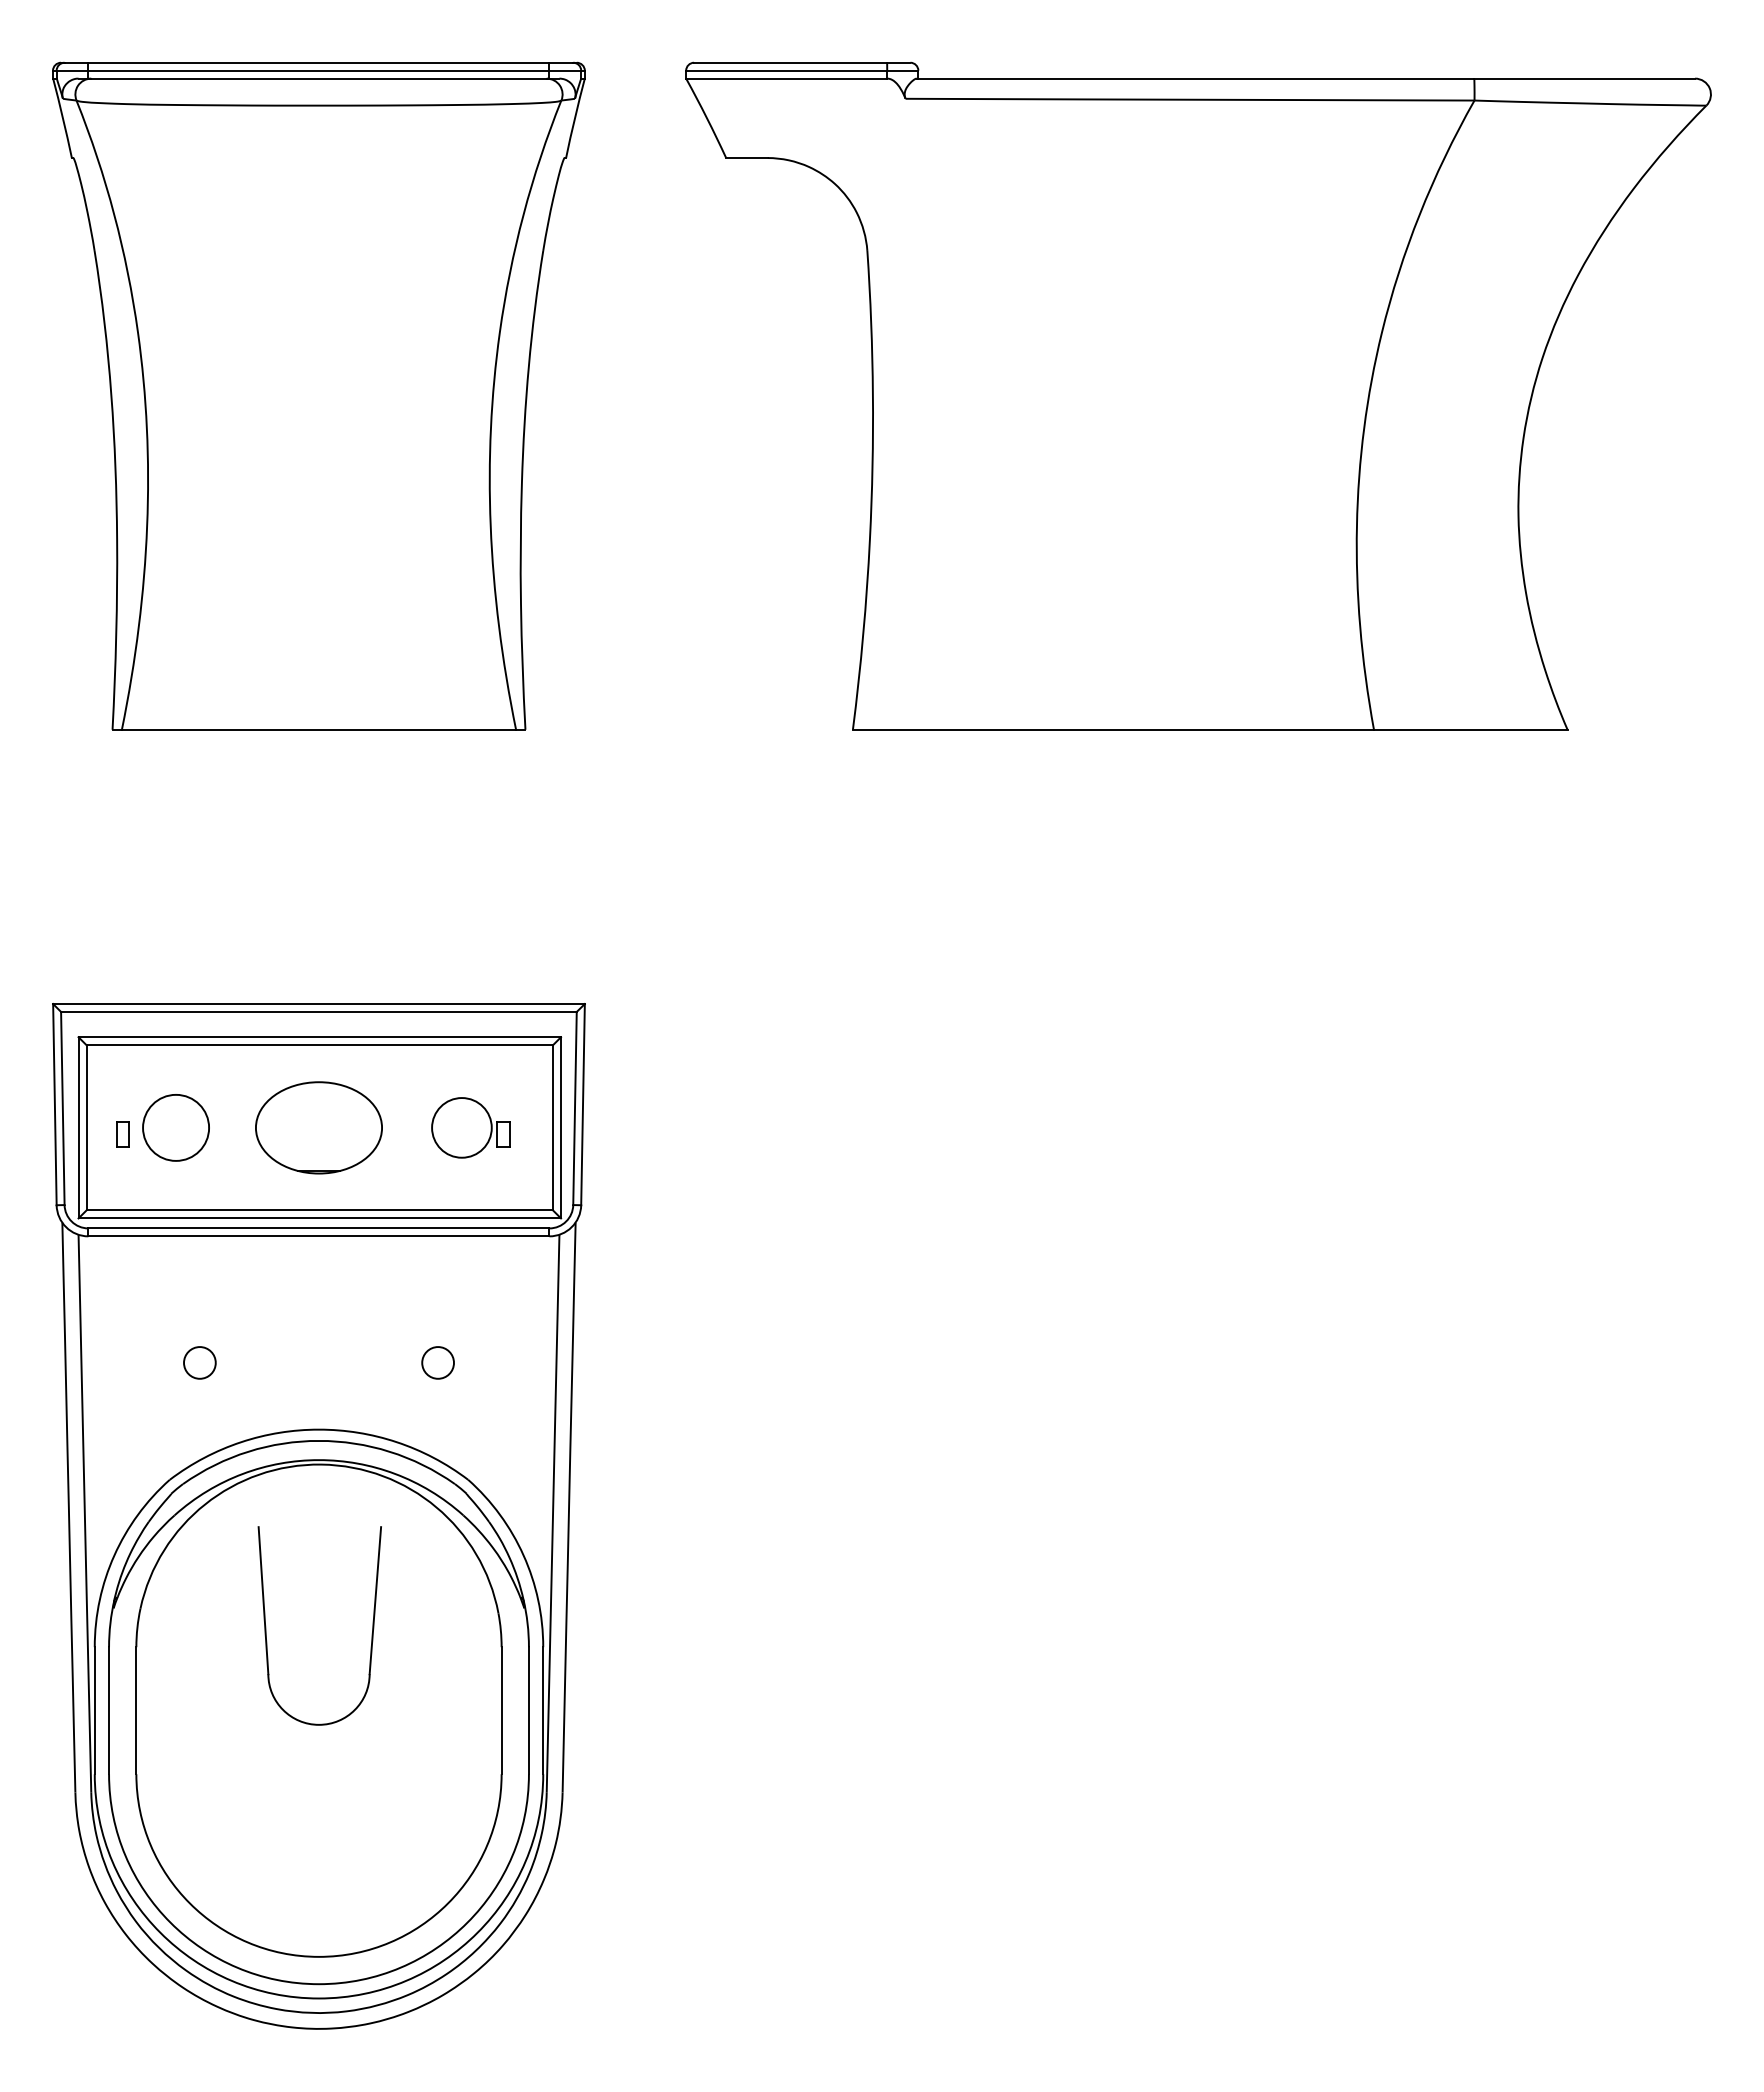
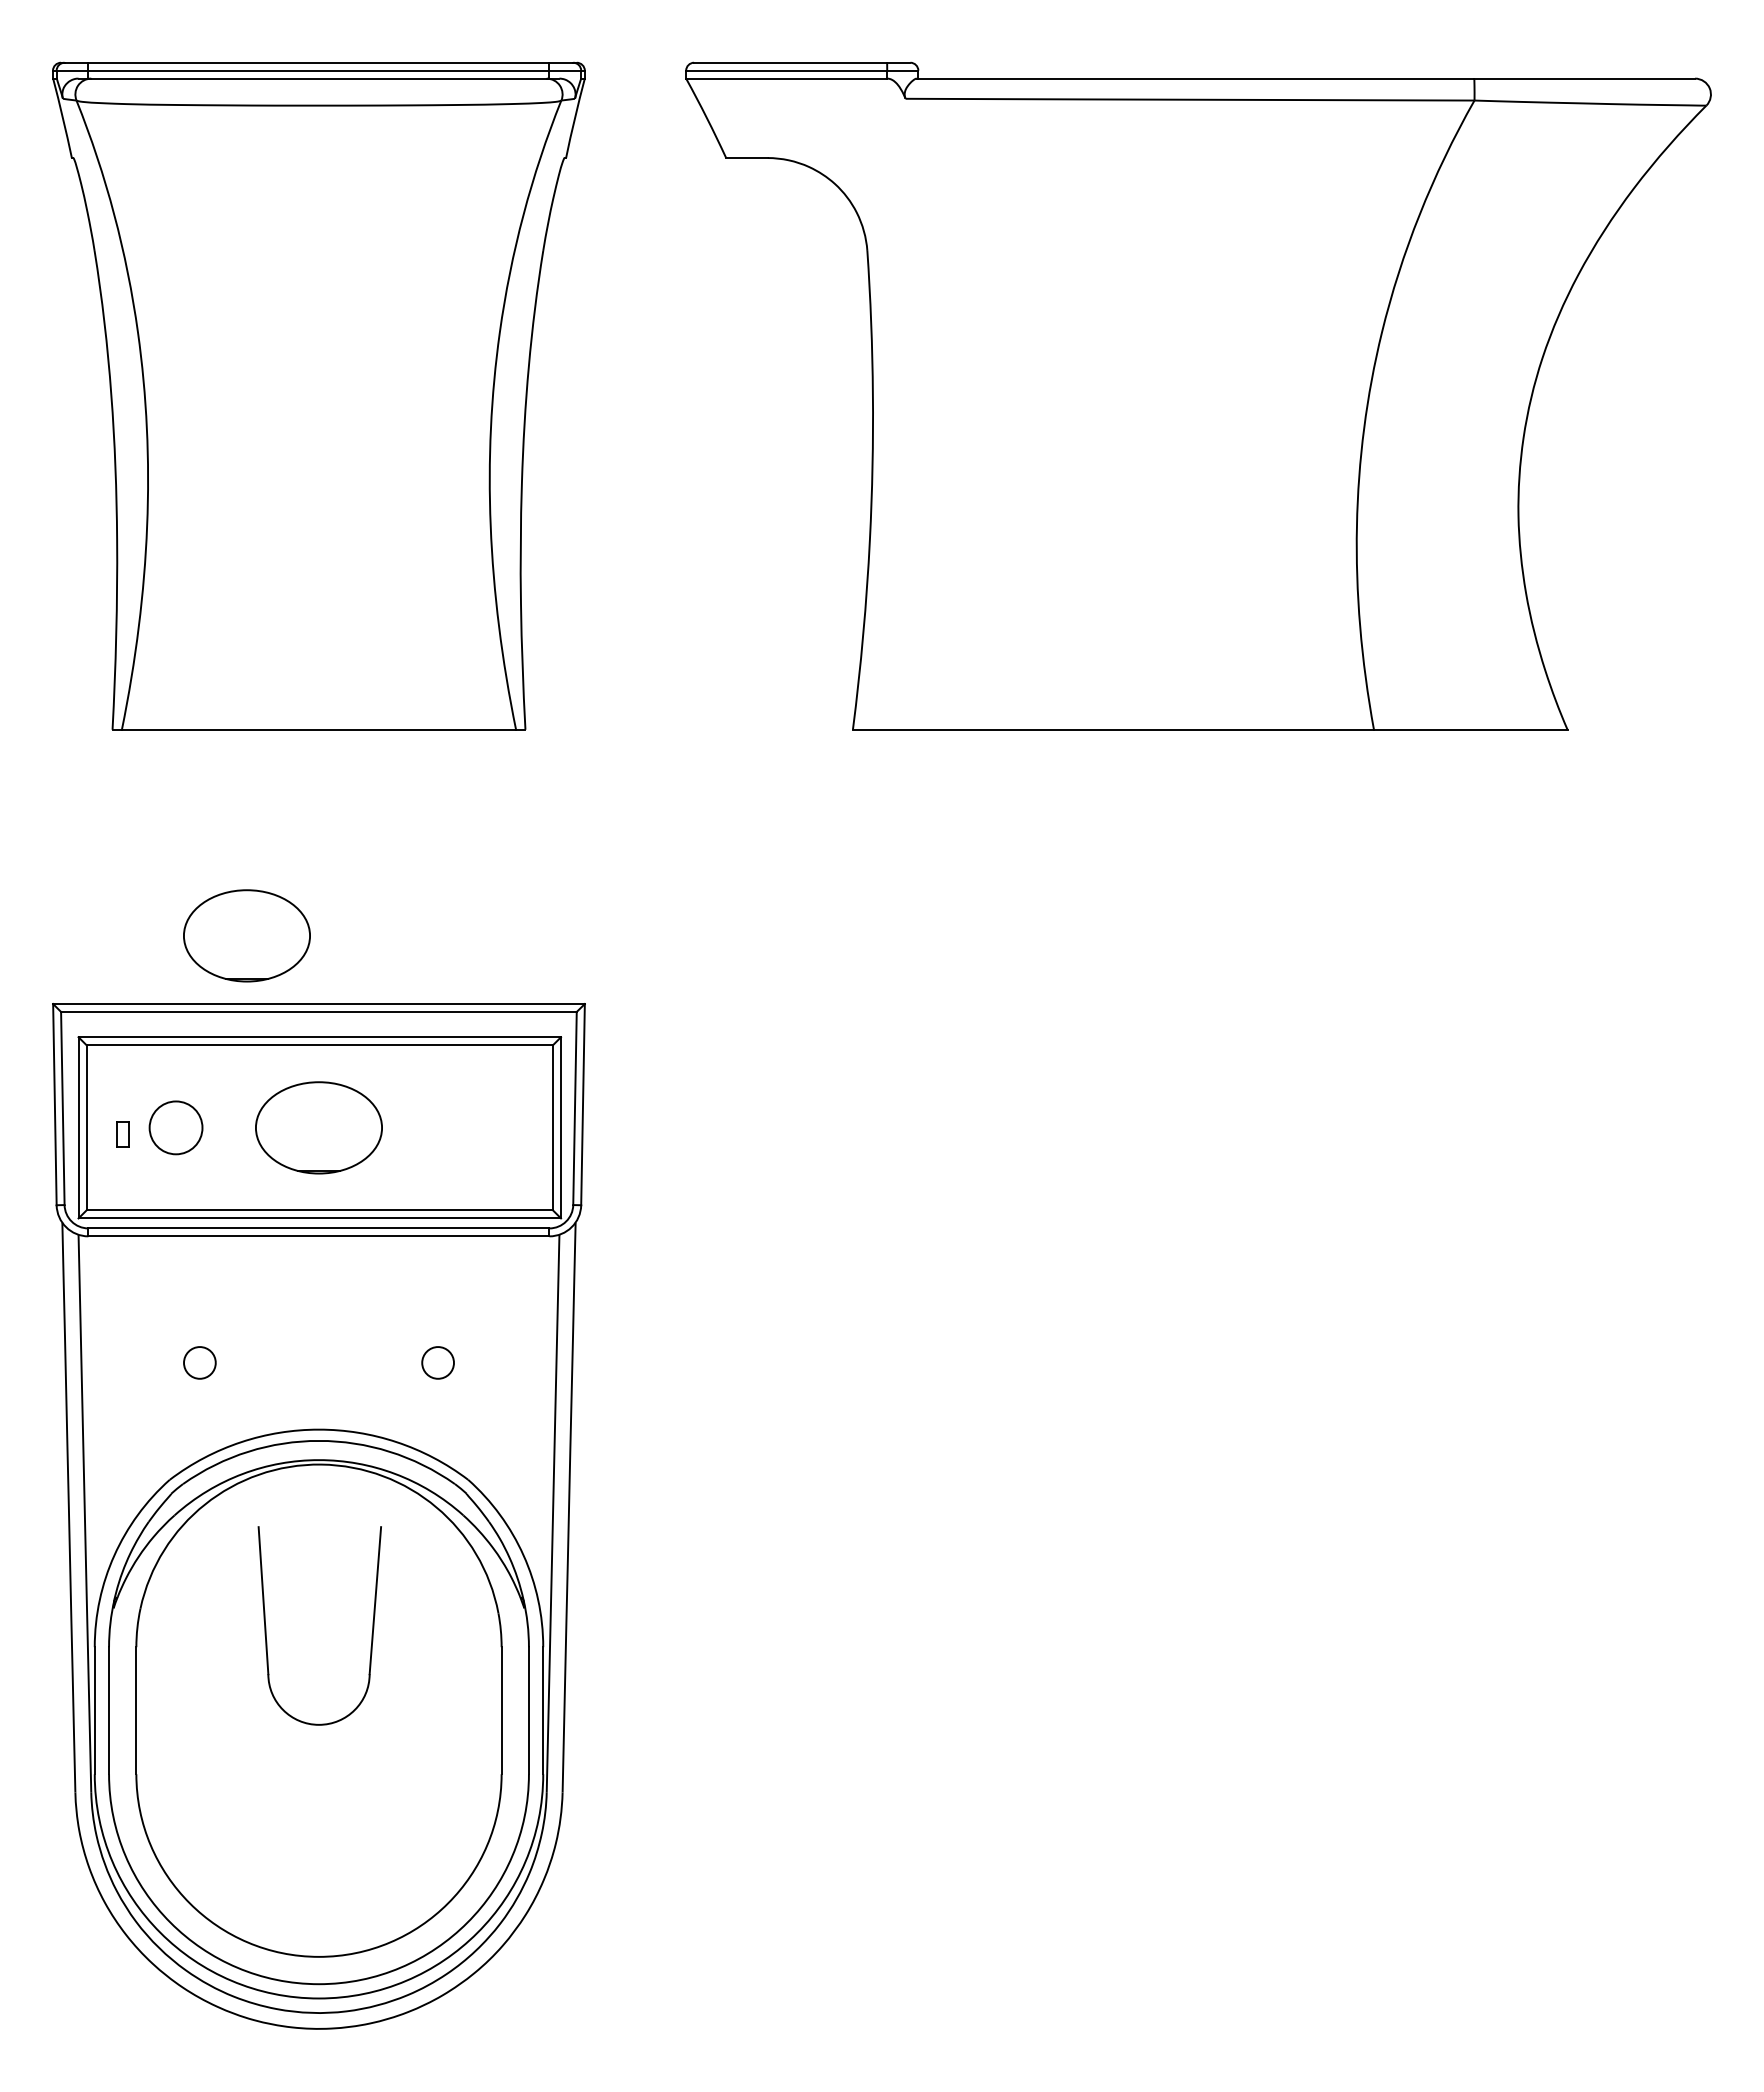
part: none -> present (246, 935)
circle diameter: 66 px -> 53 px (175, 1127)
part: present -> none (470, 1127)
